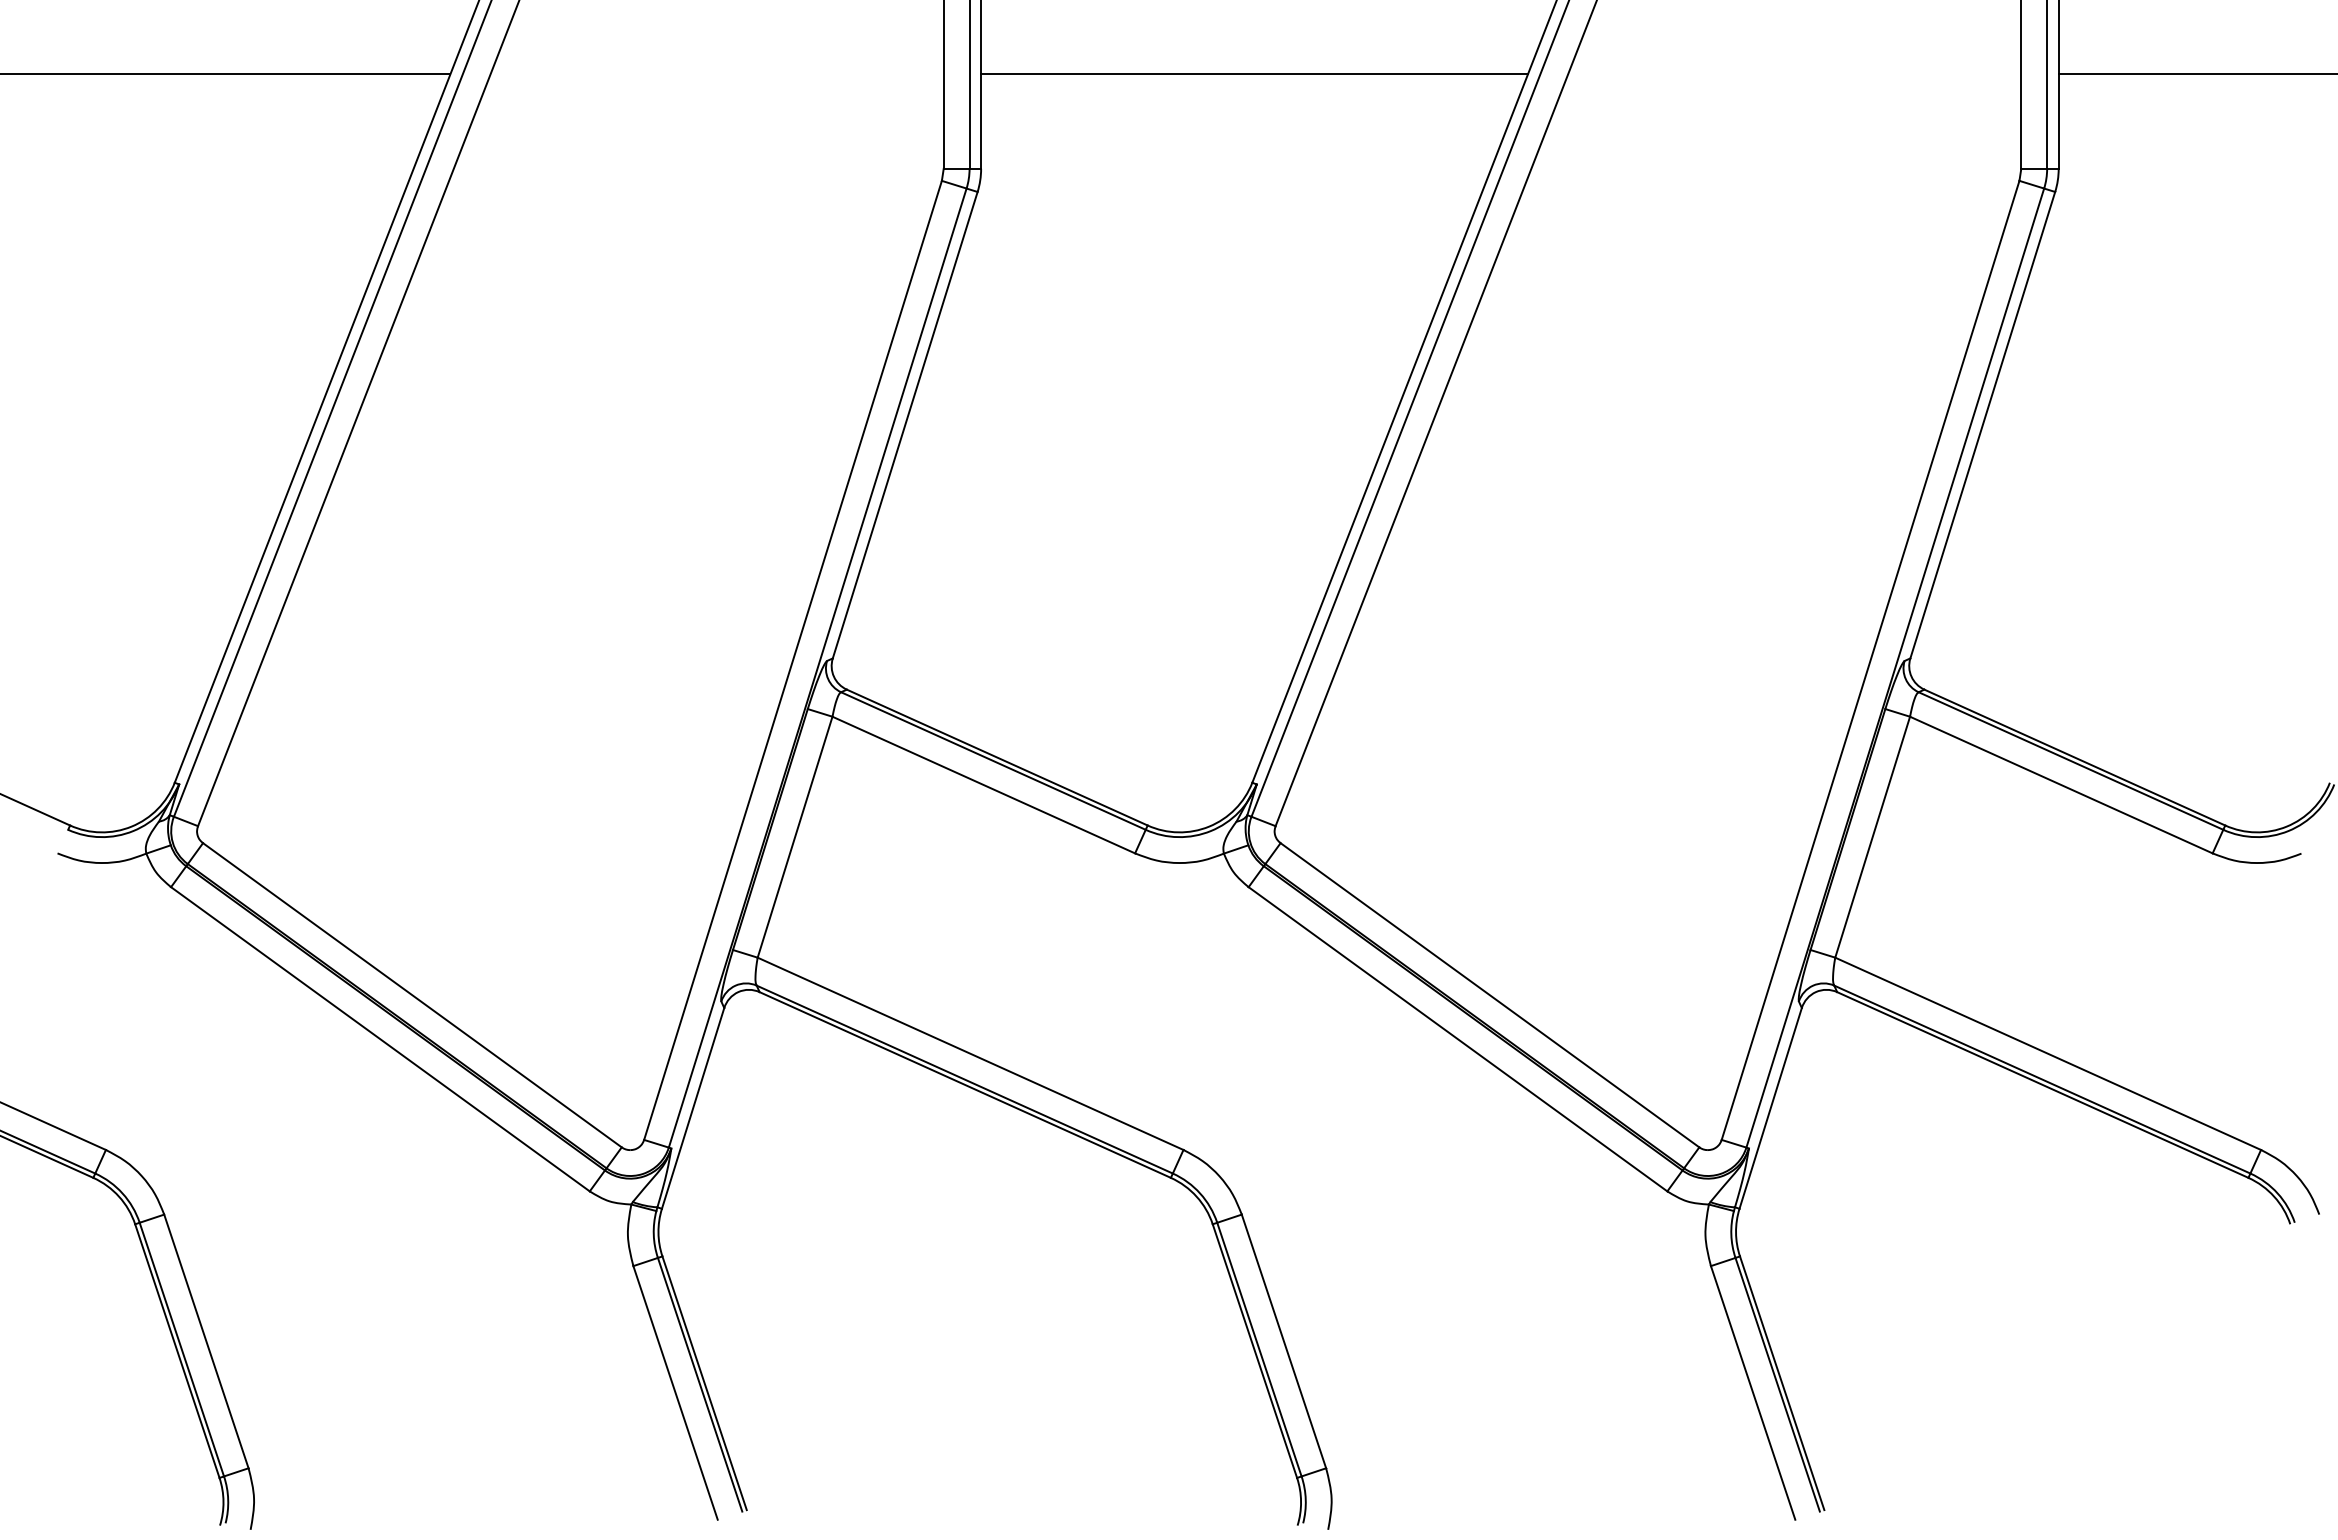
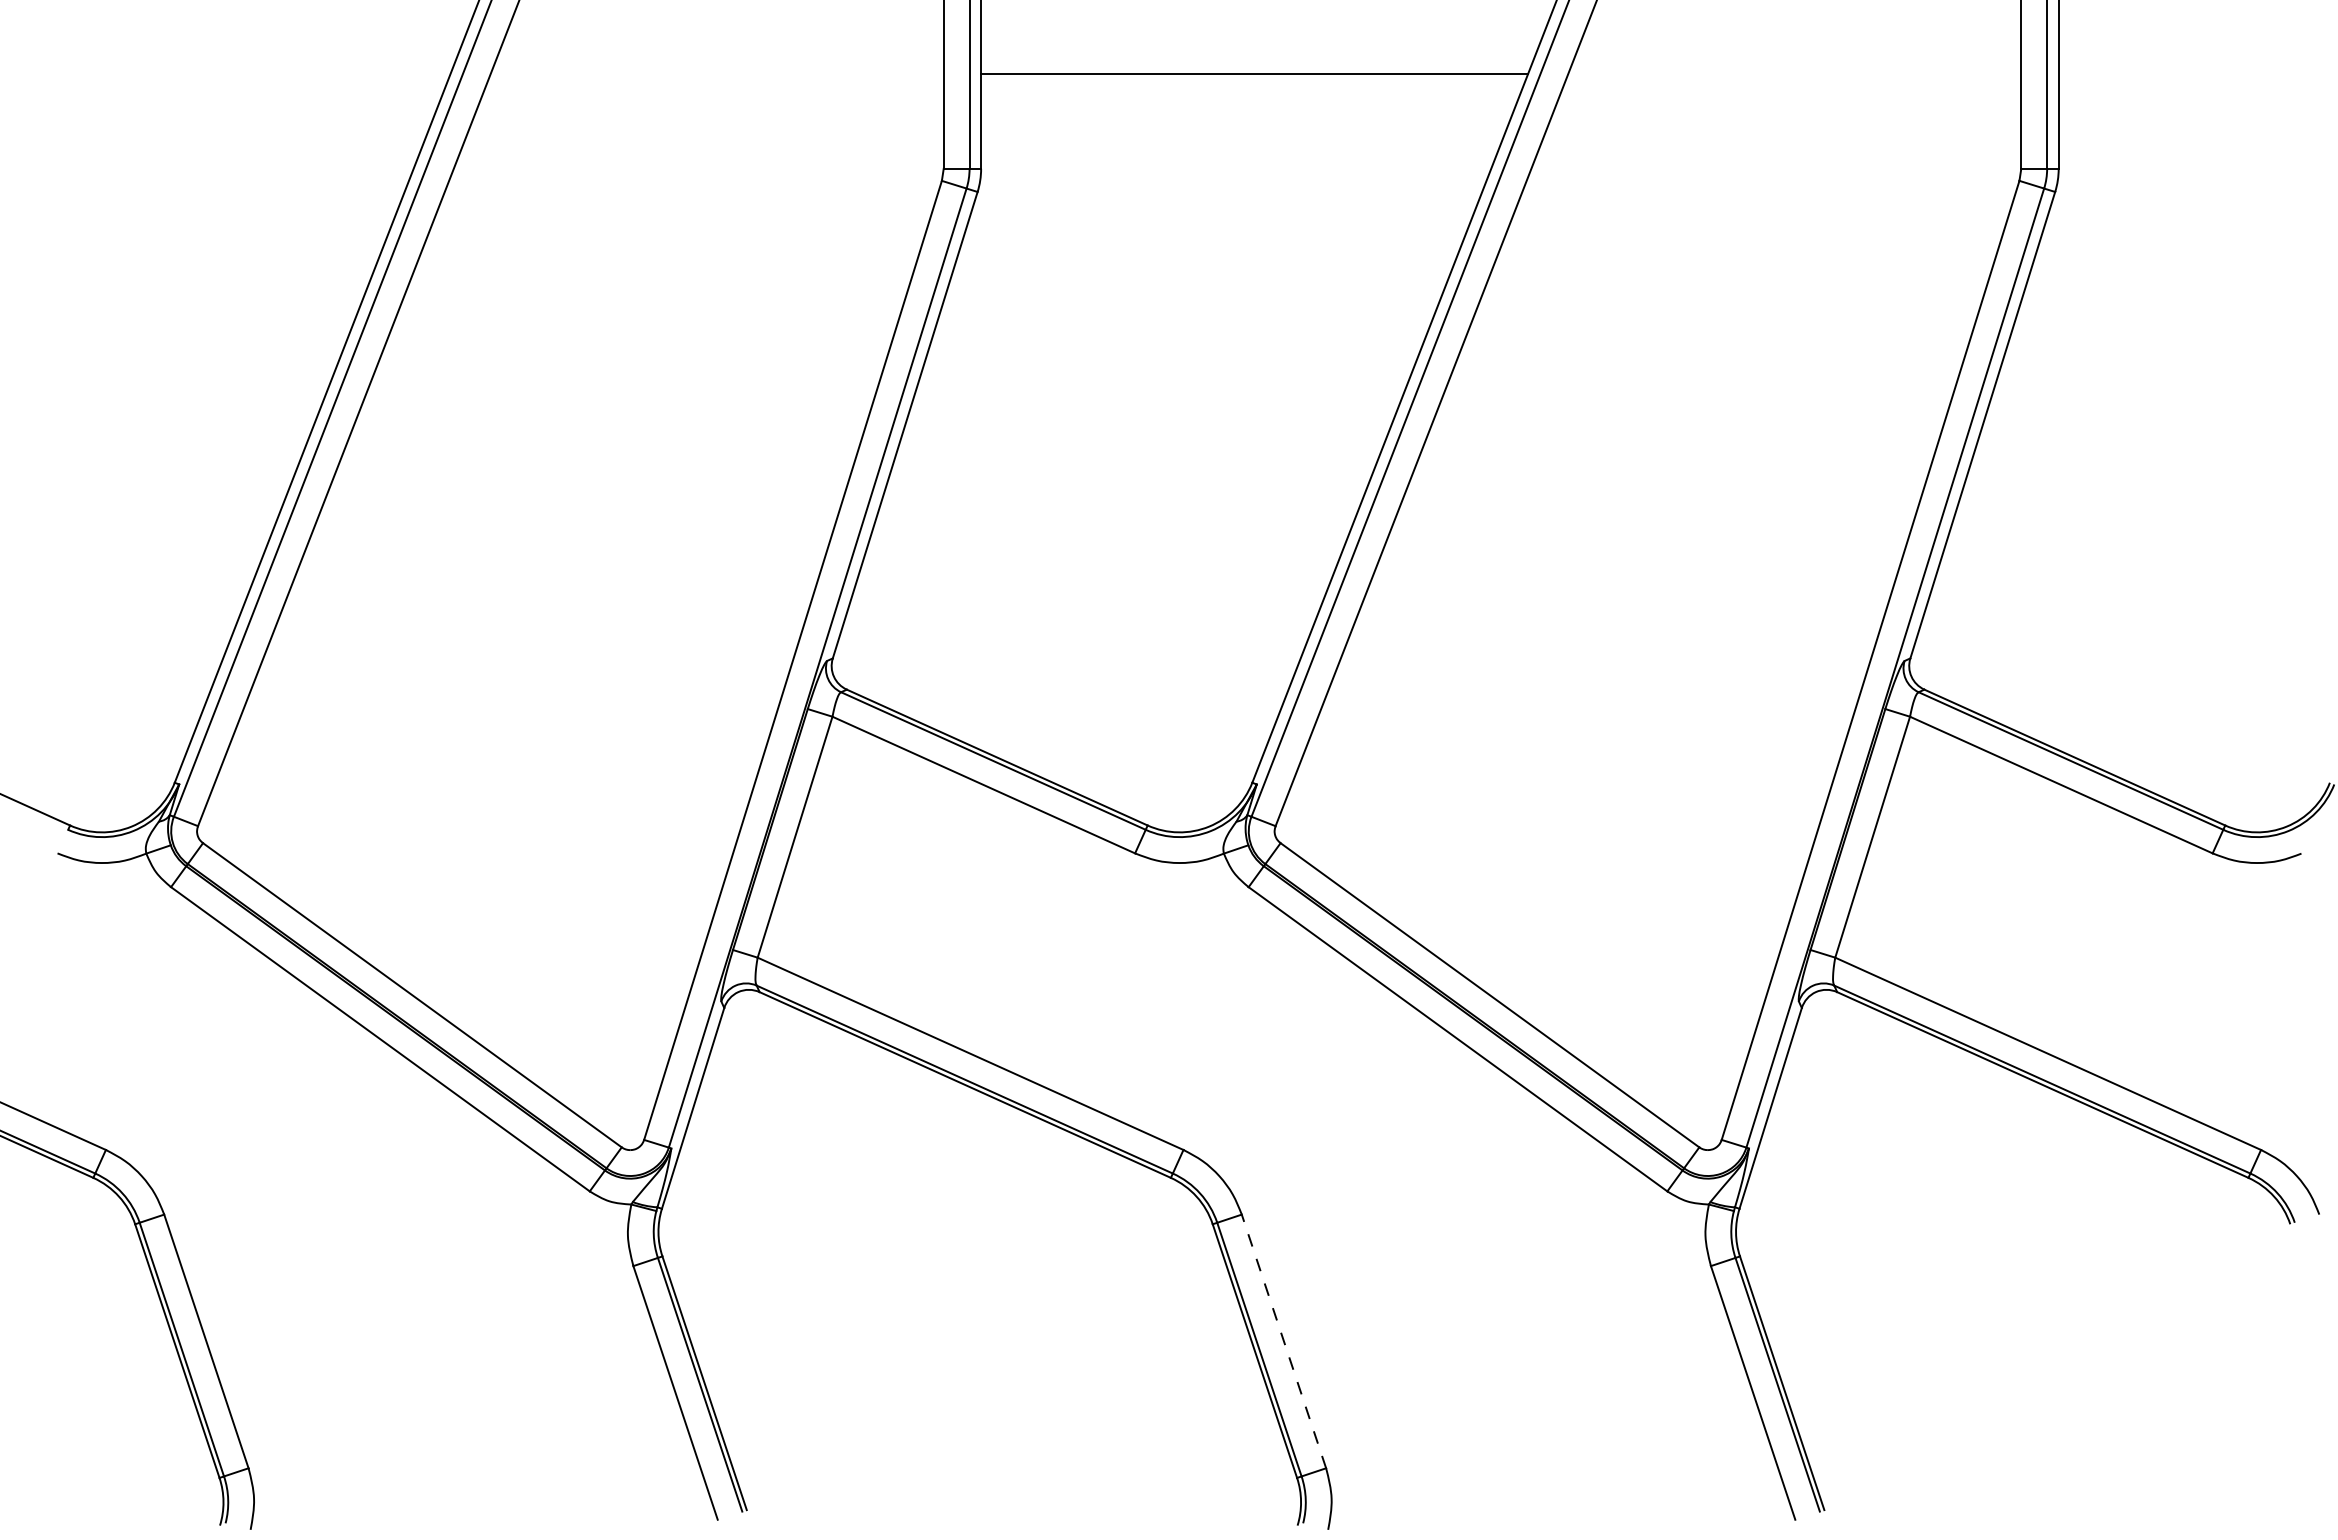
line: present -> none (226, 74)
line: present -> none (2196, 74)
line: solid -> dashed (1283, 1341)
